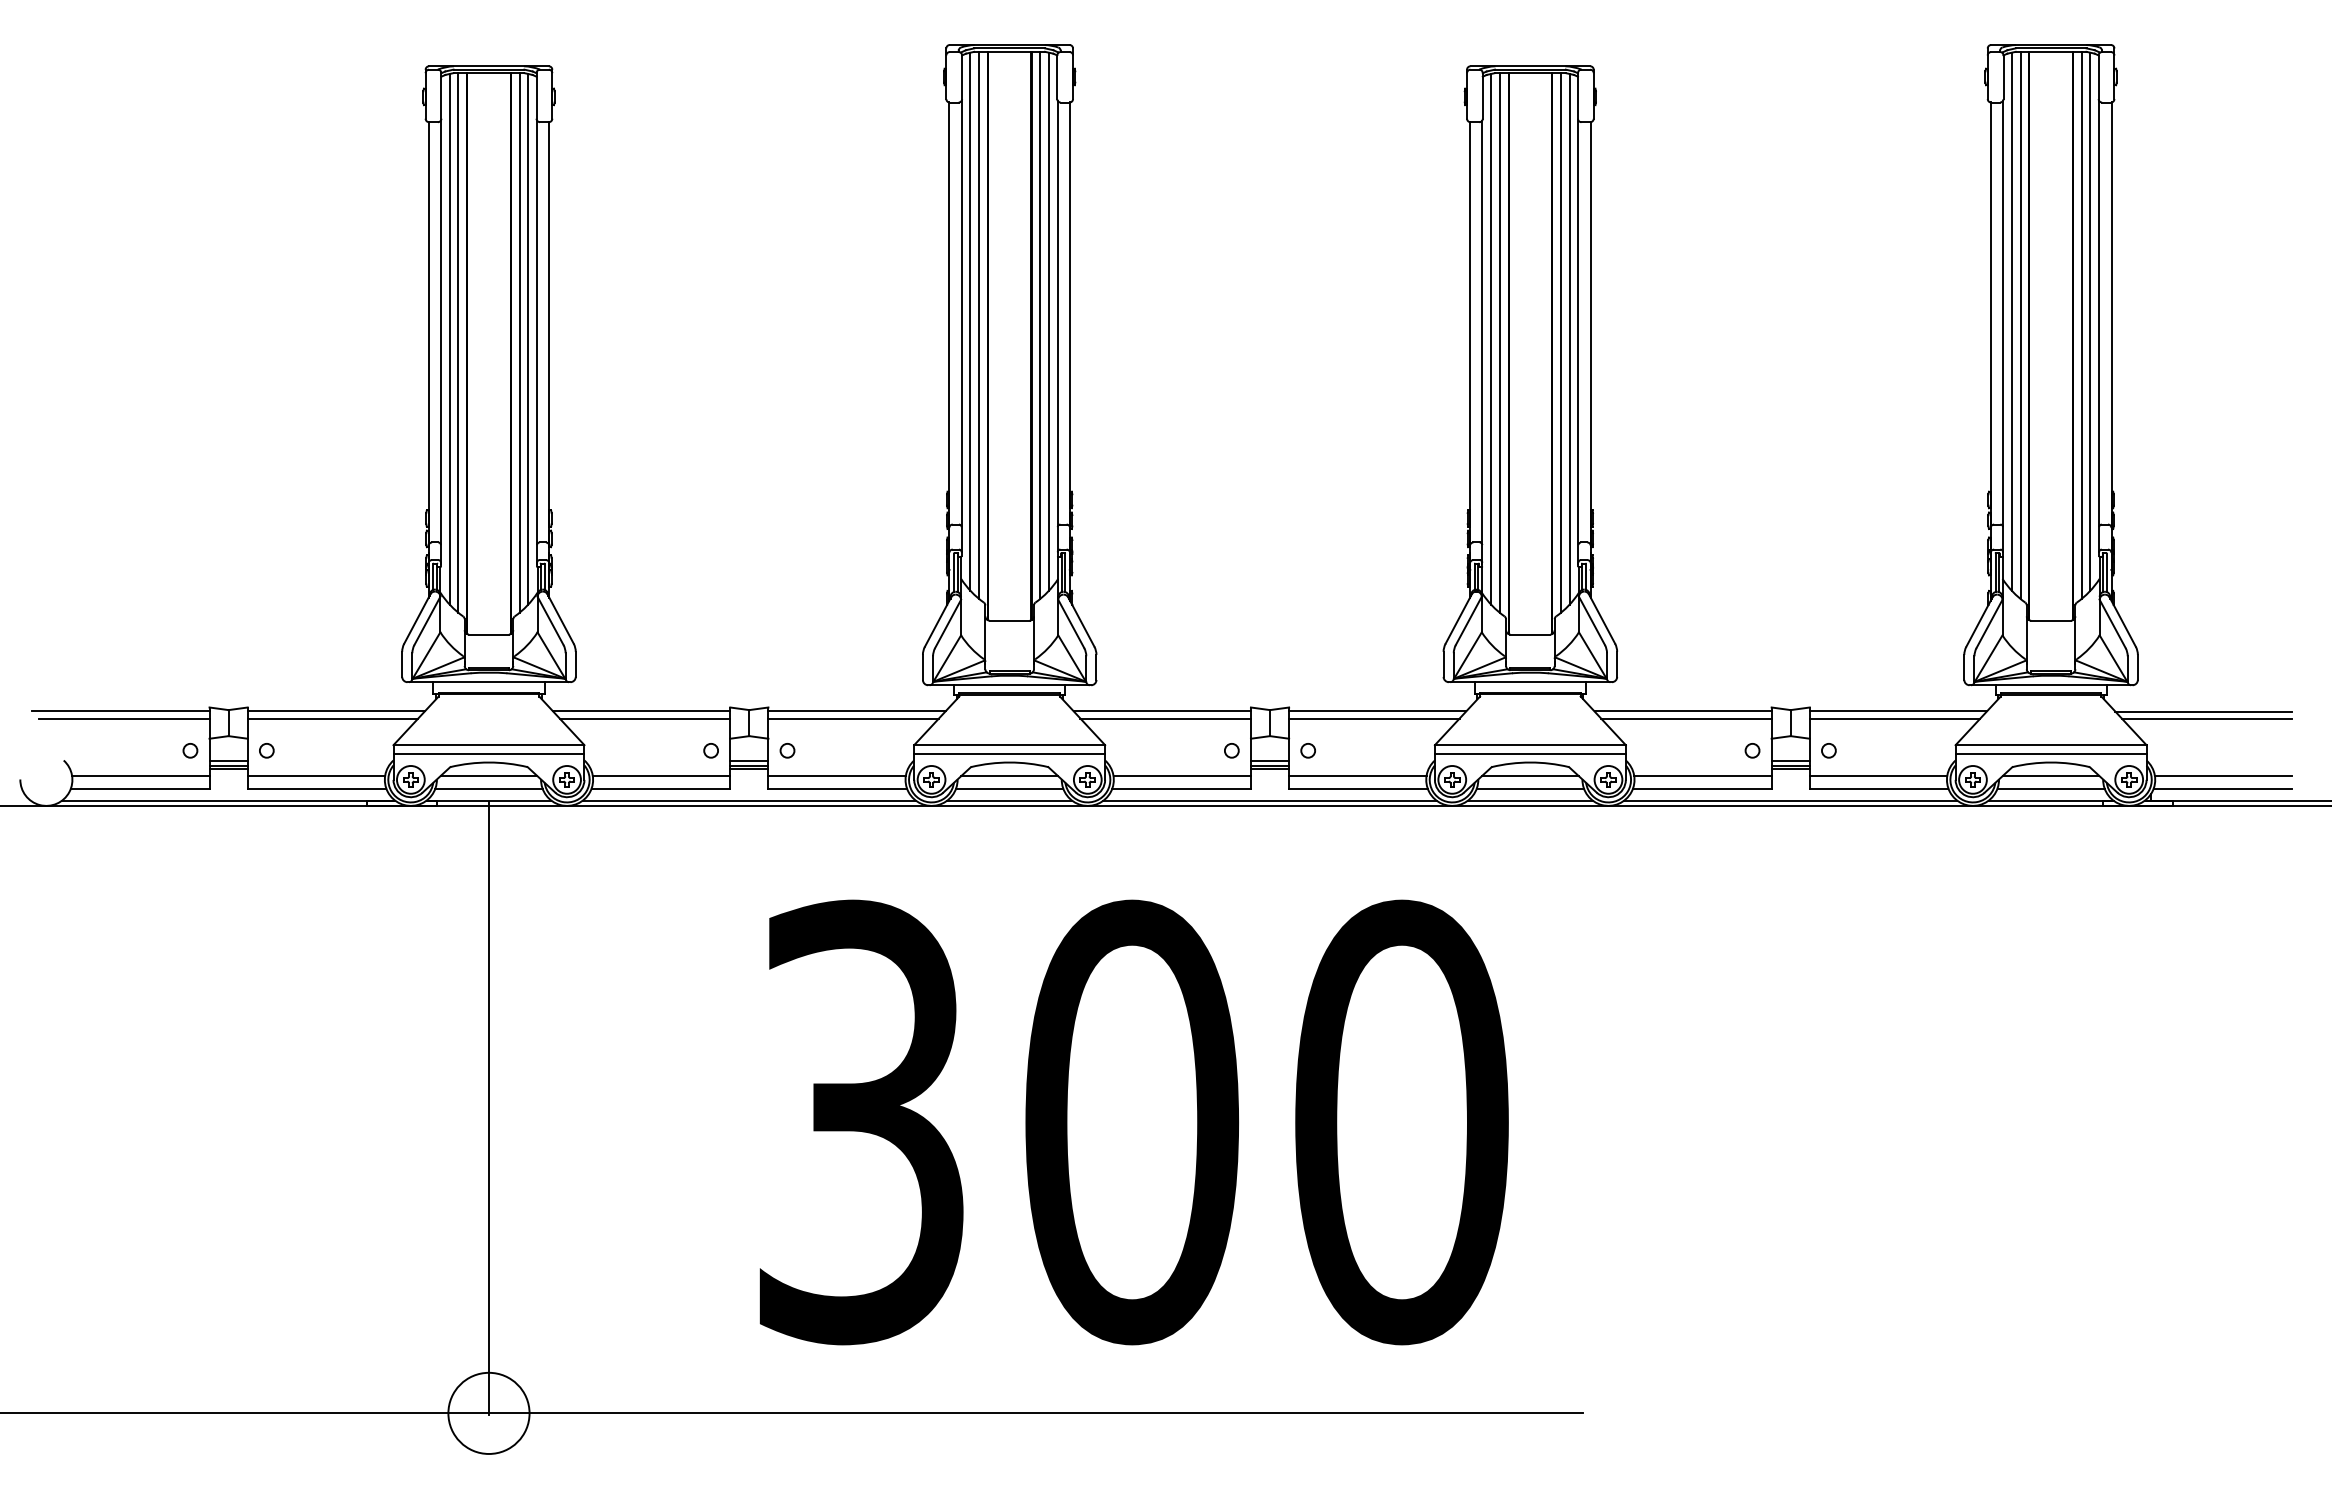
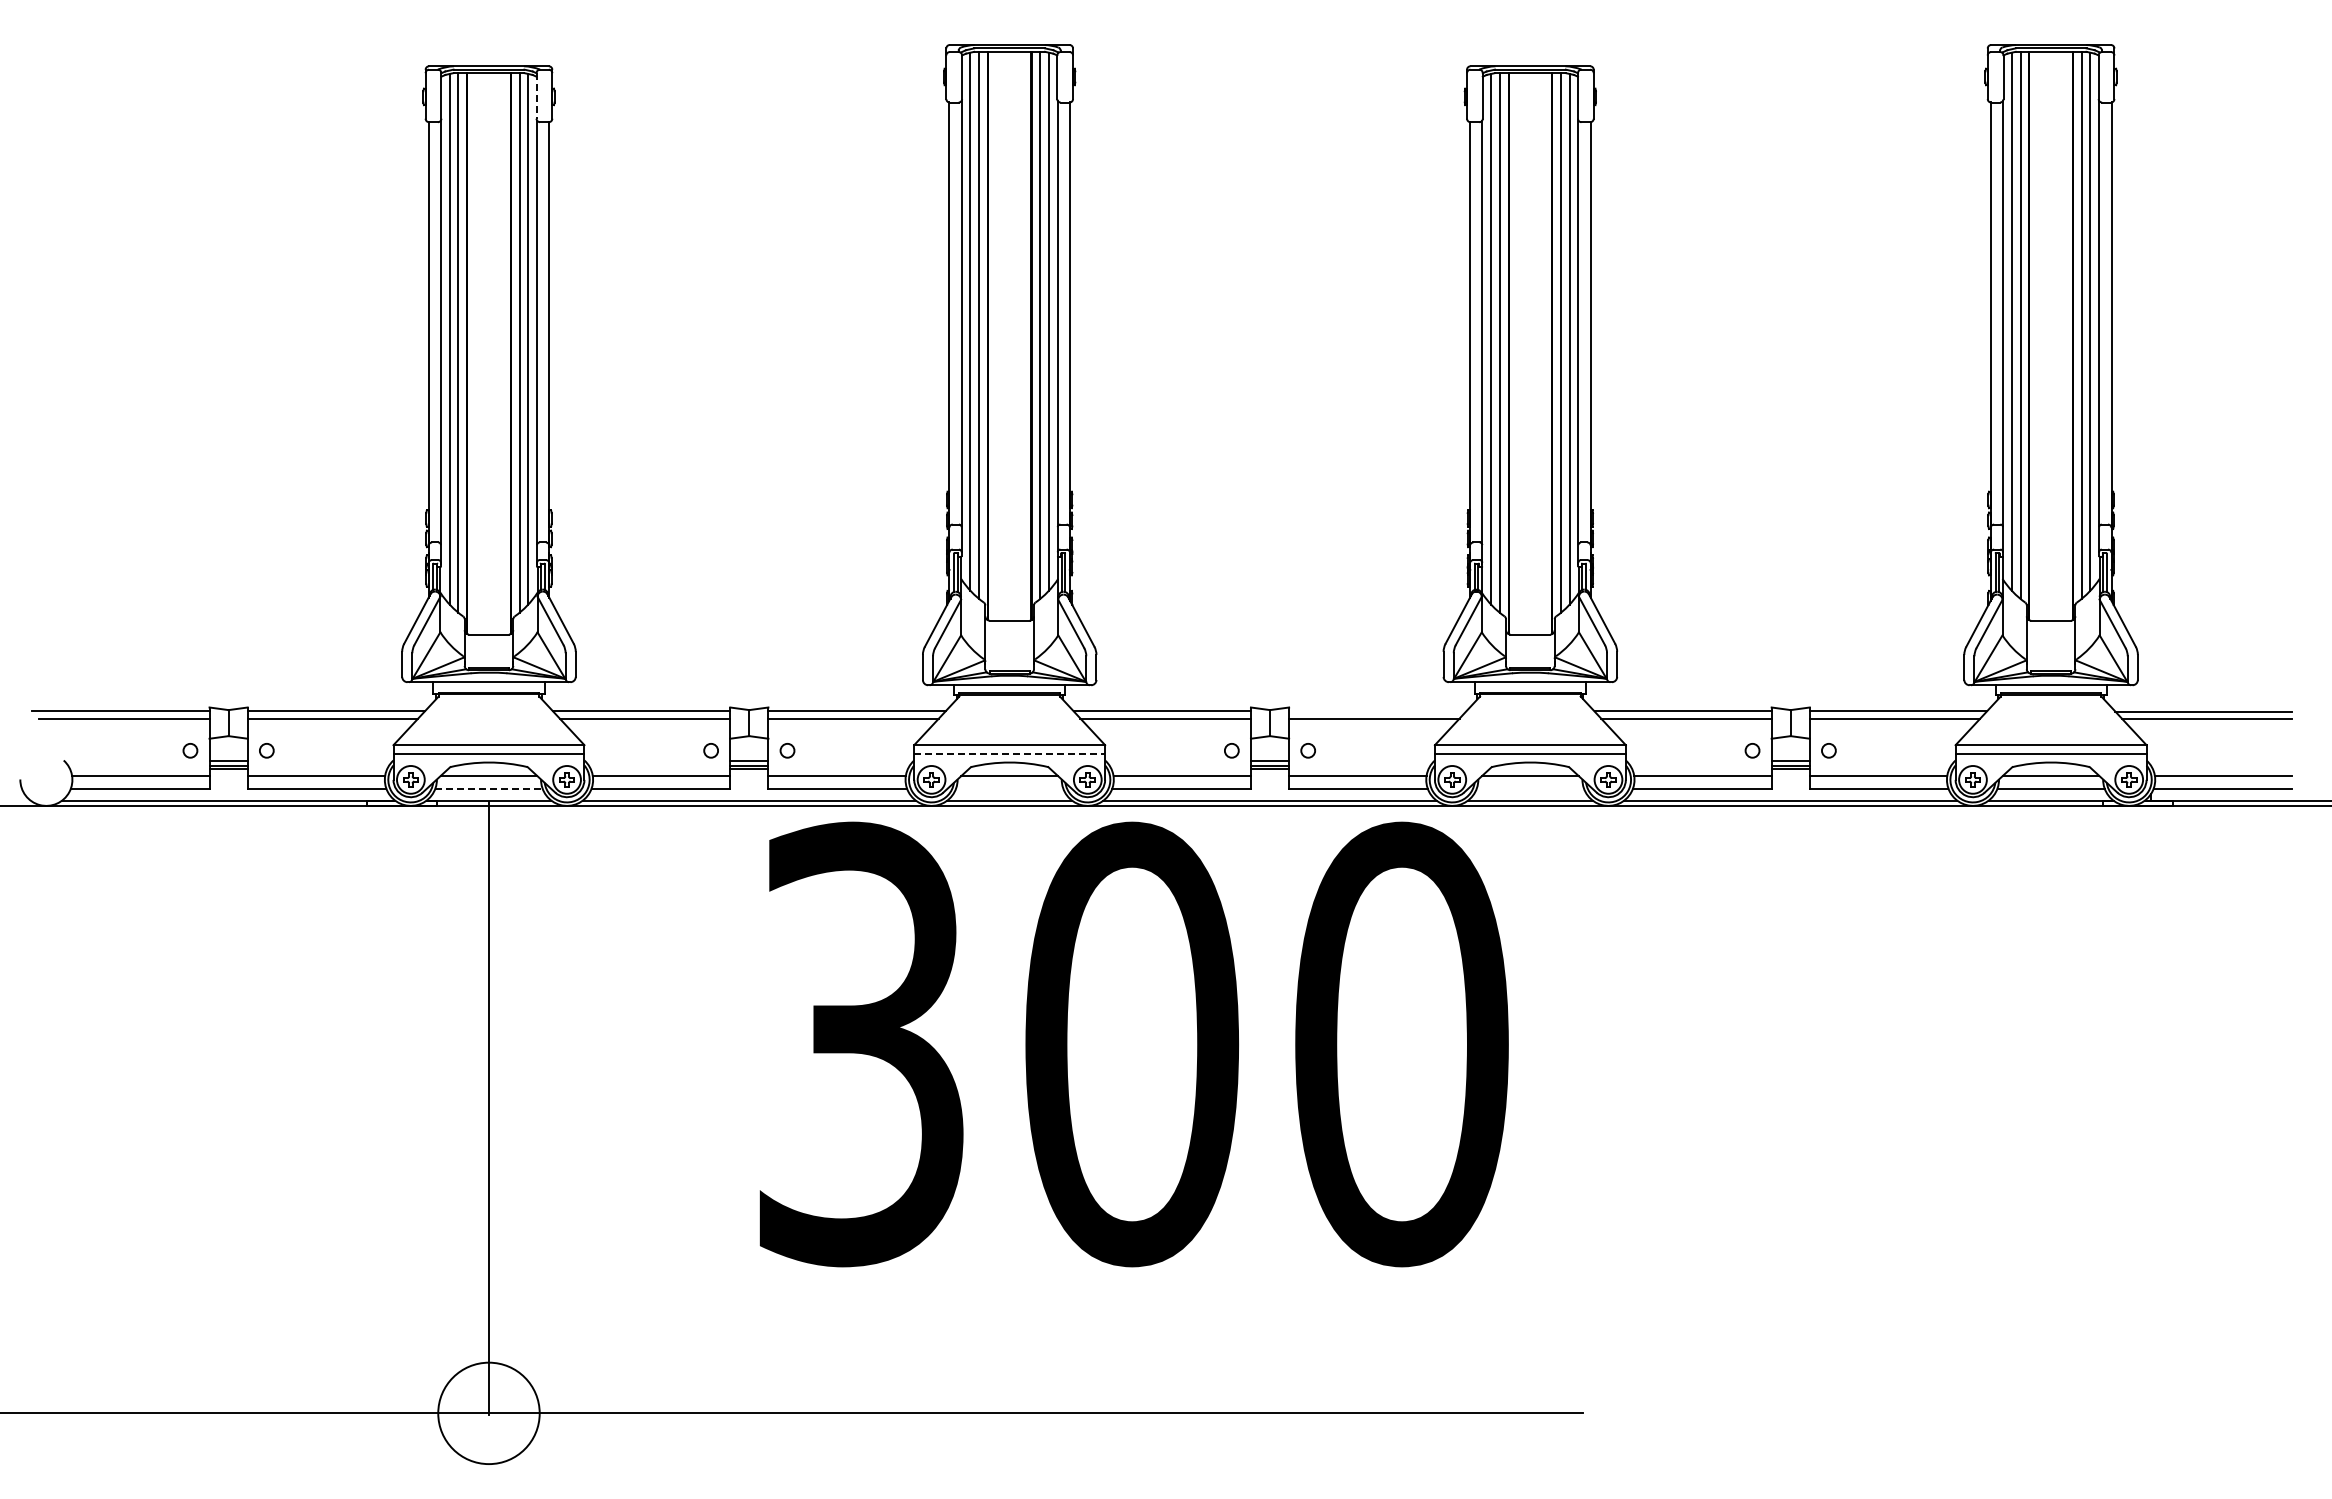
line: solid -> dashed (536, 95)
line: present -> none (1377, 711)
line: solid -> dashed (1010, 753)
line: solid -> dashed (488, 788)
line: present -> none (1009, 788)
line: present -> none (1529, 788)
text position: (1133, 1122) -> (1133, 1044) (1133, 1044)
circle diameter: 81 px -> 101 px (488, 1413)
